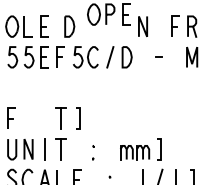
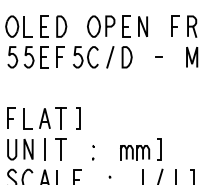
part position: (108, 14) -> (108, 26) (108, 26)
part position: (69, 26) -> (61, 26) (61, 26)
part: none -> present (36, 118)
